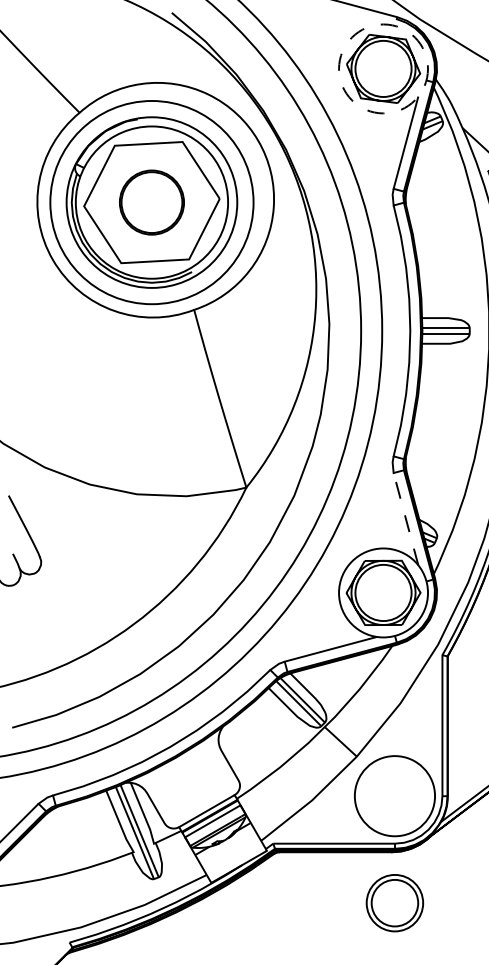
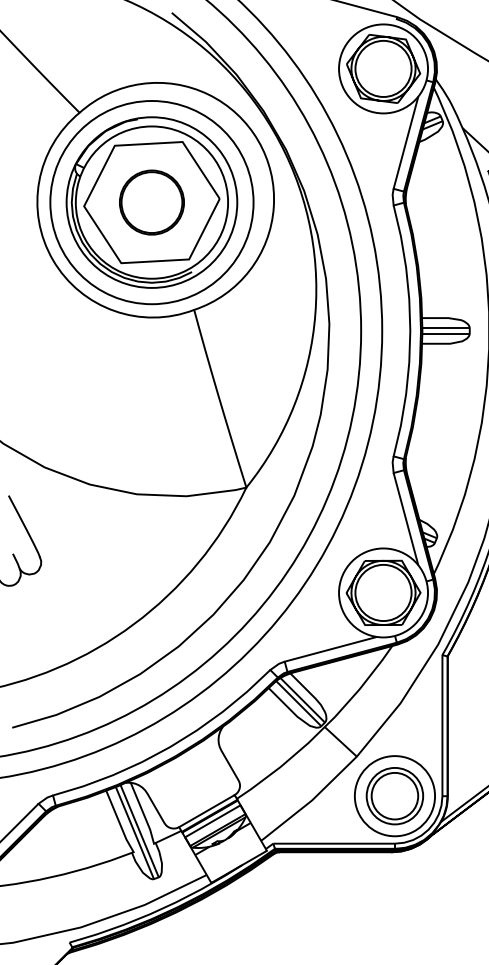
circle: dashed -> solid (383, 68)
line: dashed -> solid (405, 519)
part position: (394, 903) -> (394, 796) (394, 796)
